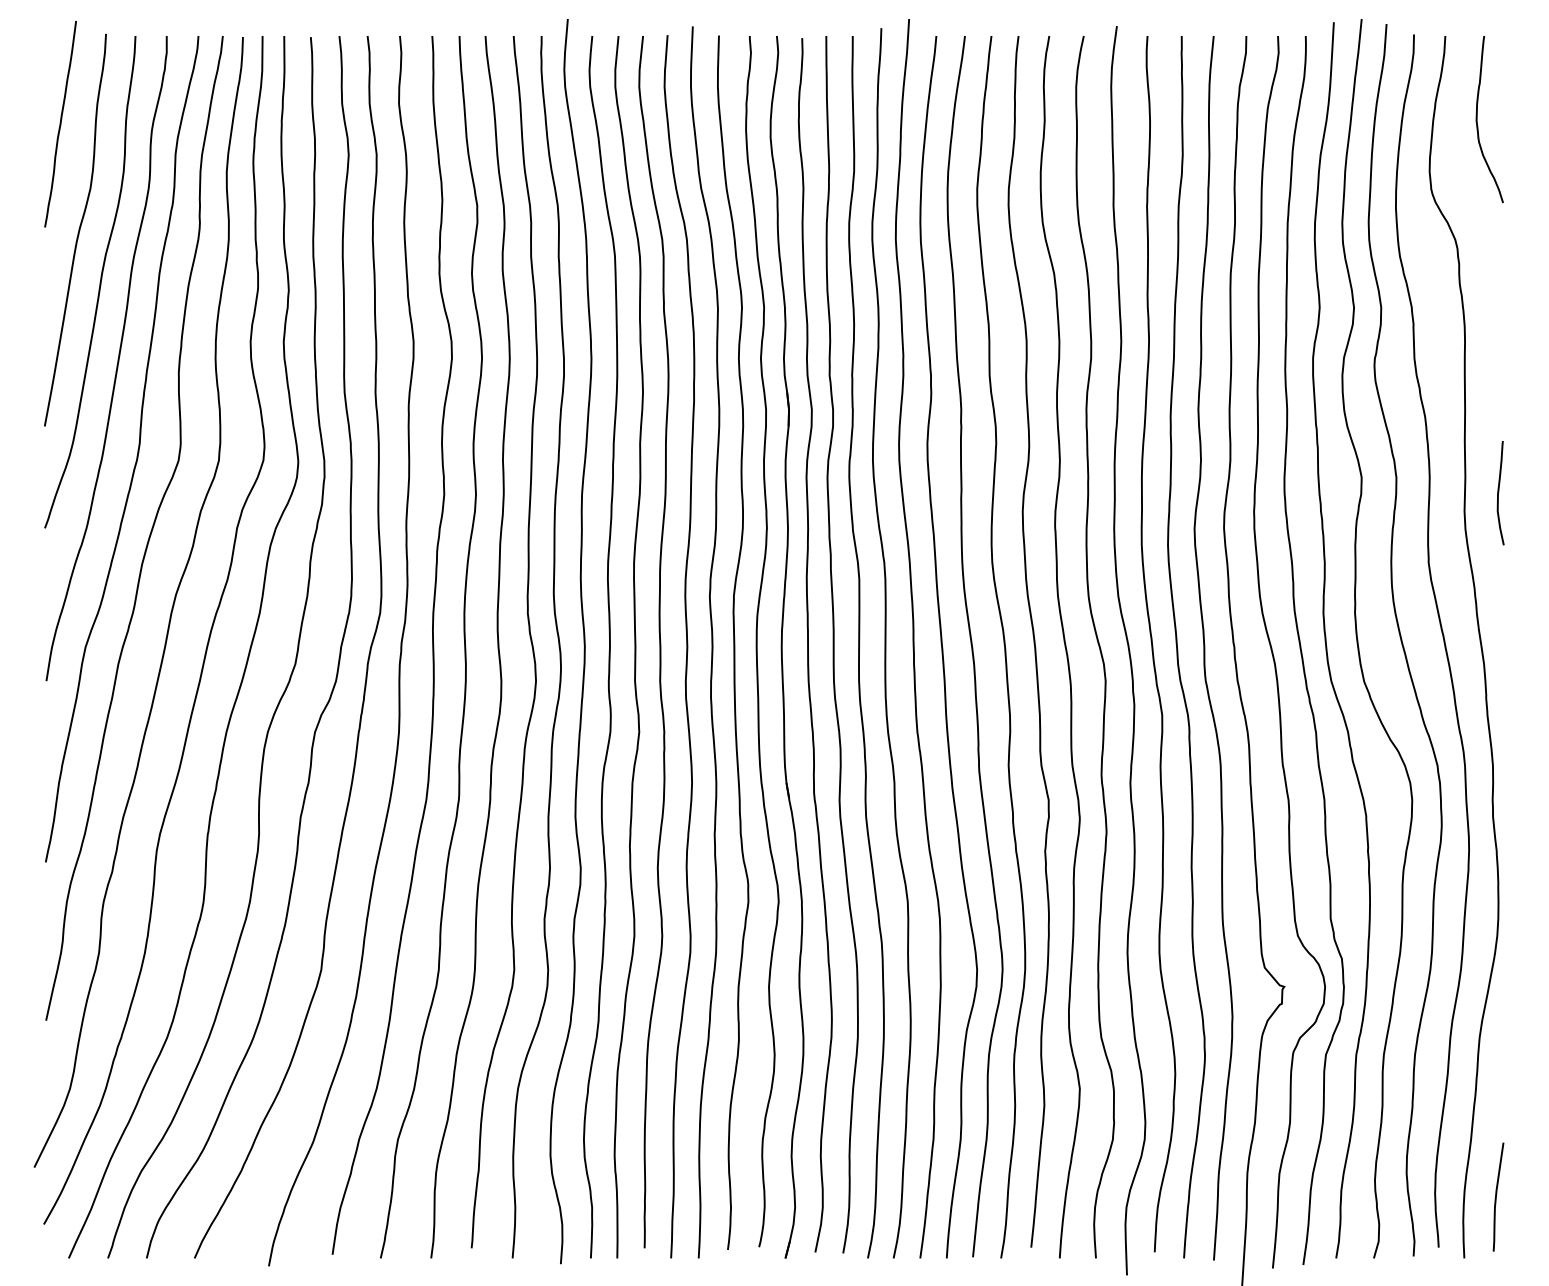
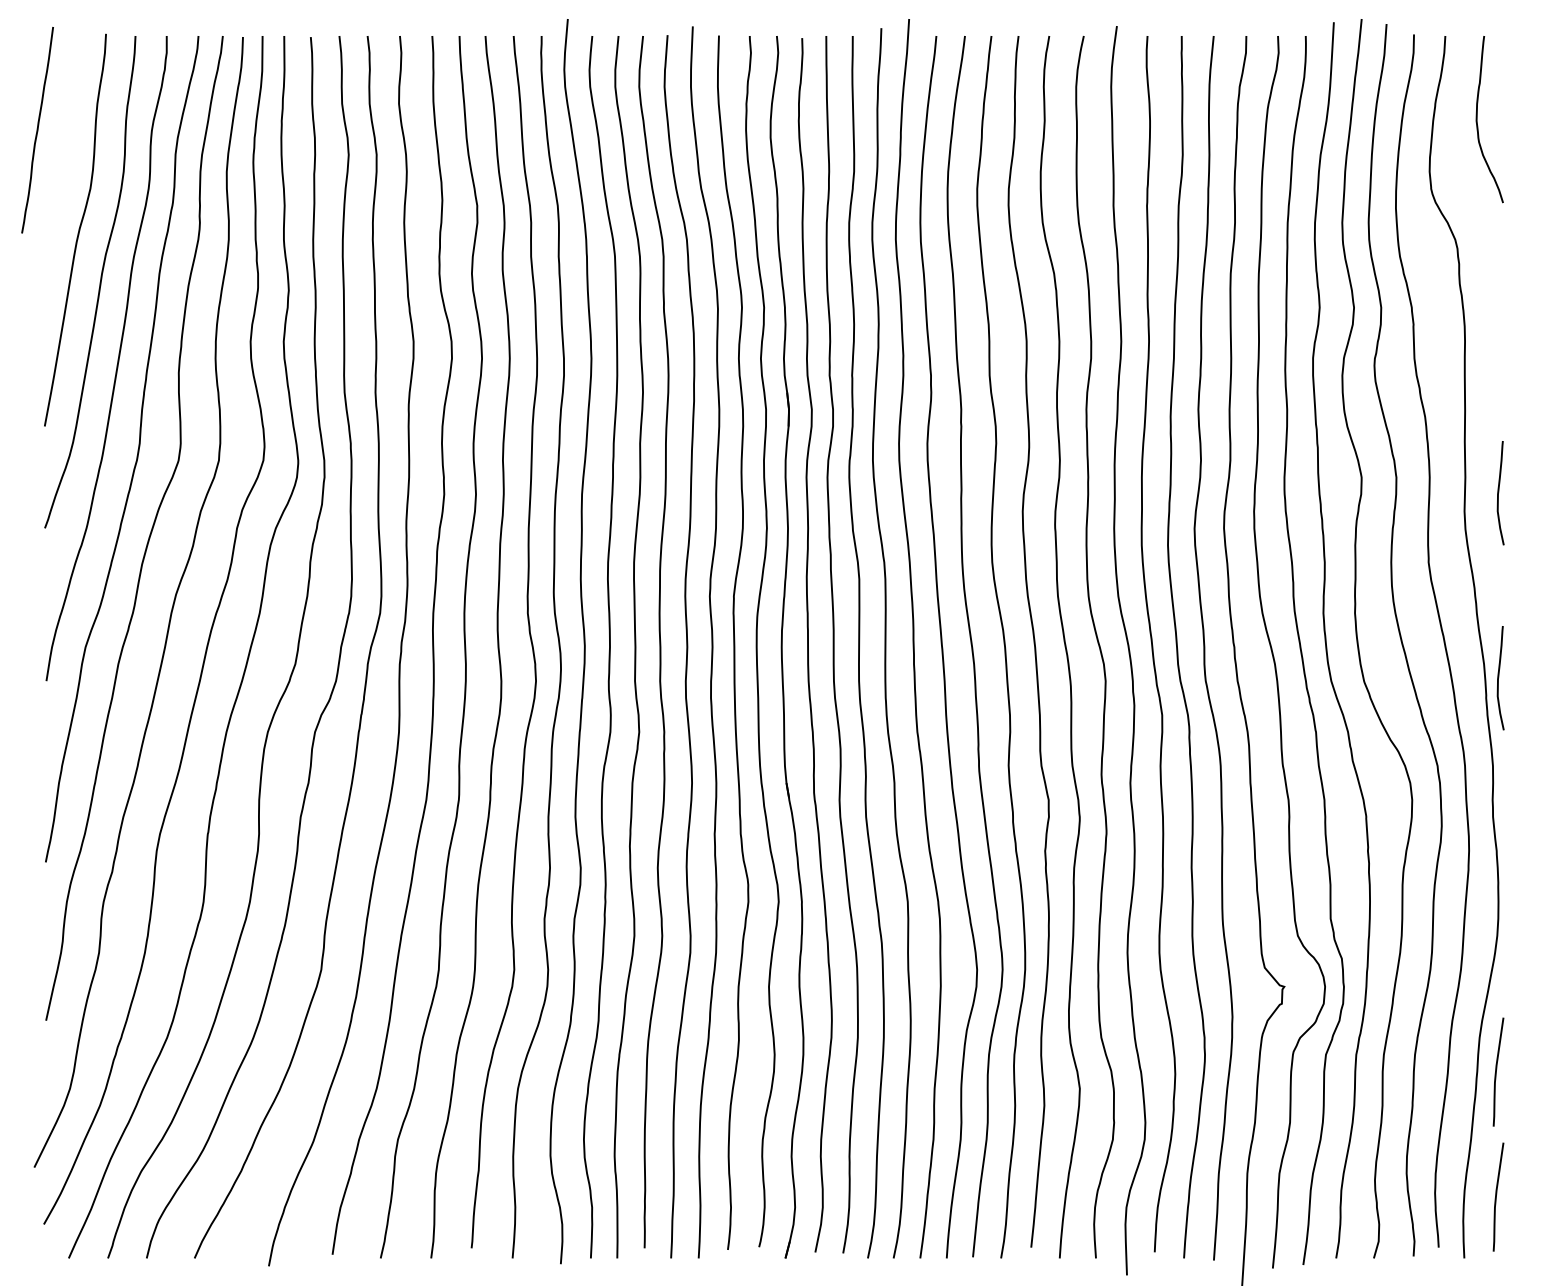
curve position: (60, 124) -> (37, 130) (37, 130)
curve: none -> present (1499, 677)
curve: none -> present (1496, 1071)
